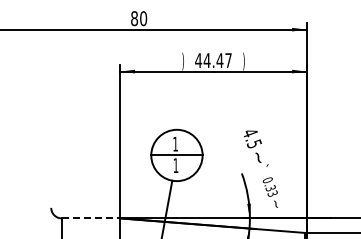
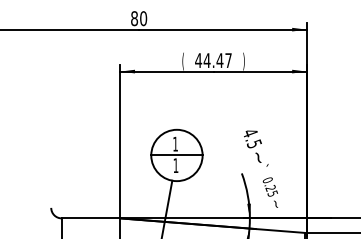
text: ) -> ( (182, 61)
text: 0.33 -> 0.25 (271, 190)
line: dashed -> solid (91, 218)
